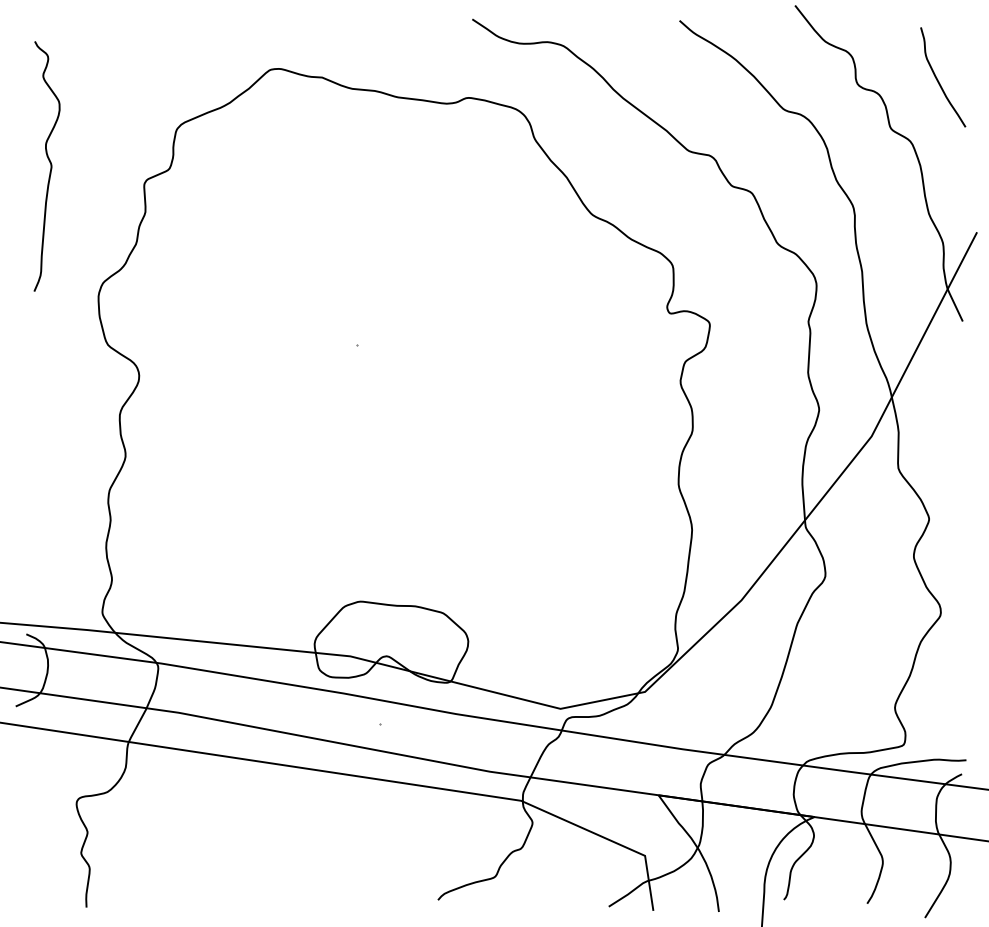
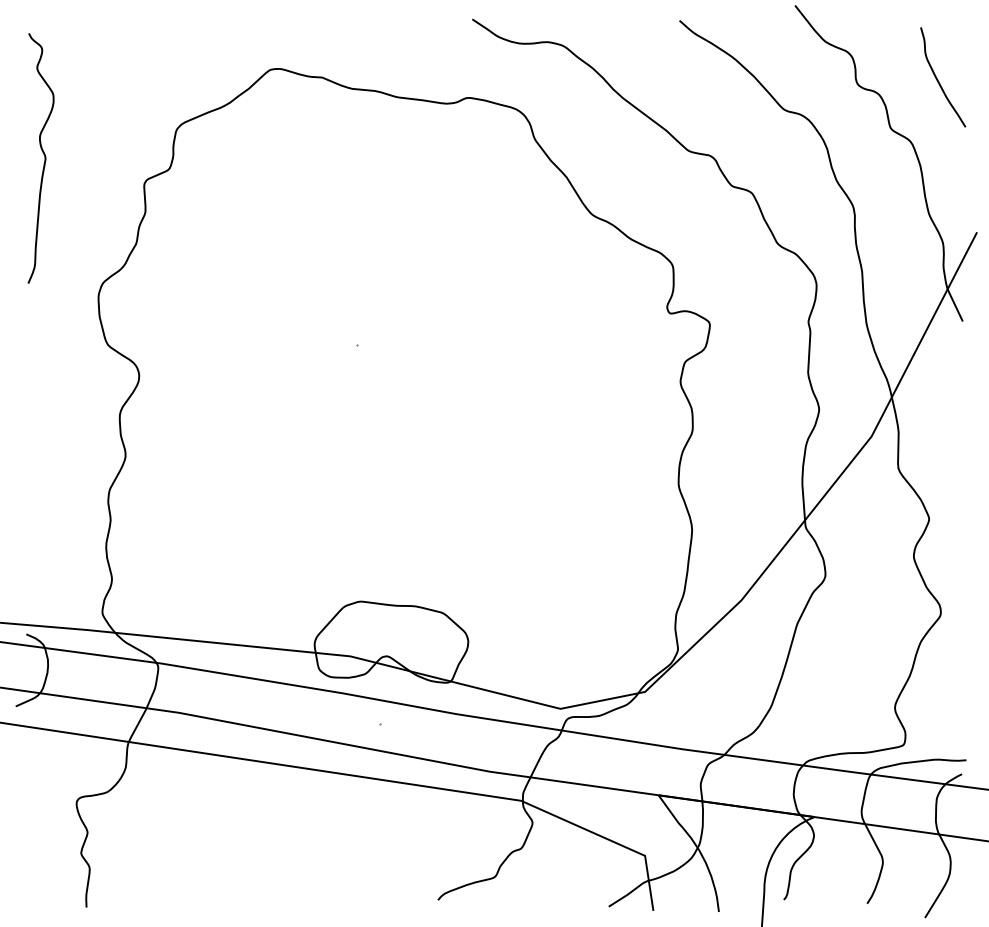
curve position: (50, 166) -> (44, 158) (44, 158)
